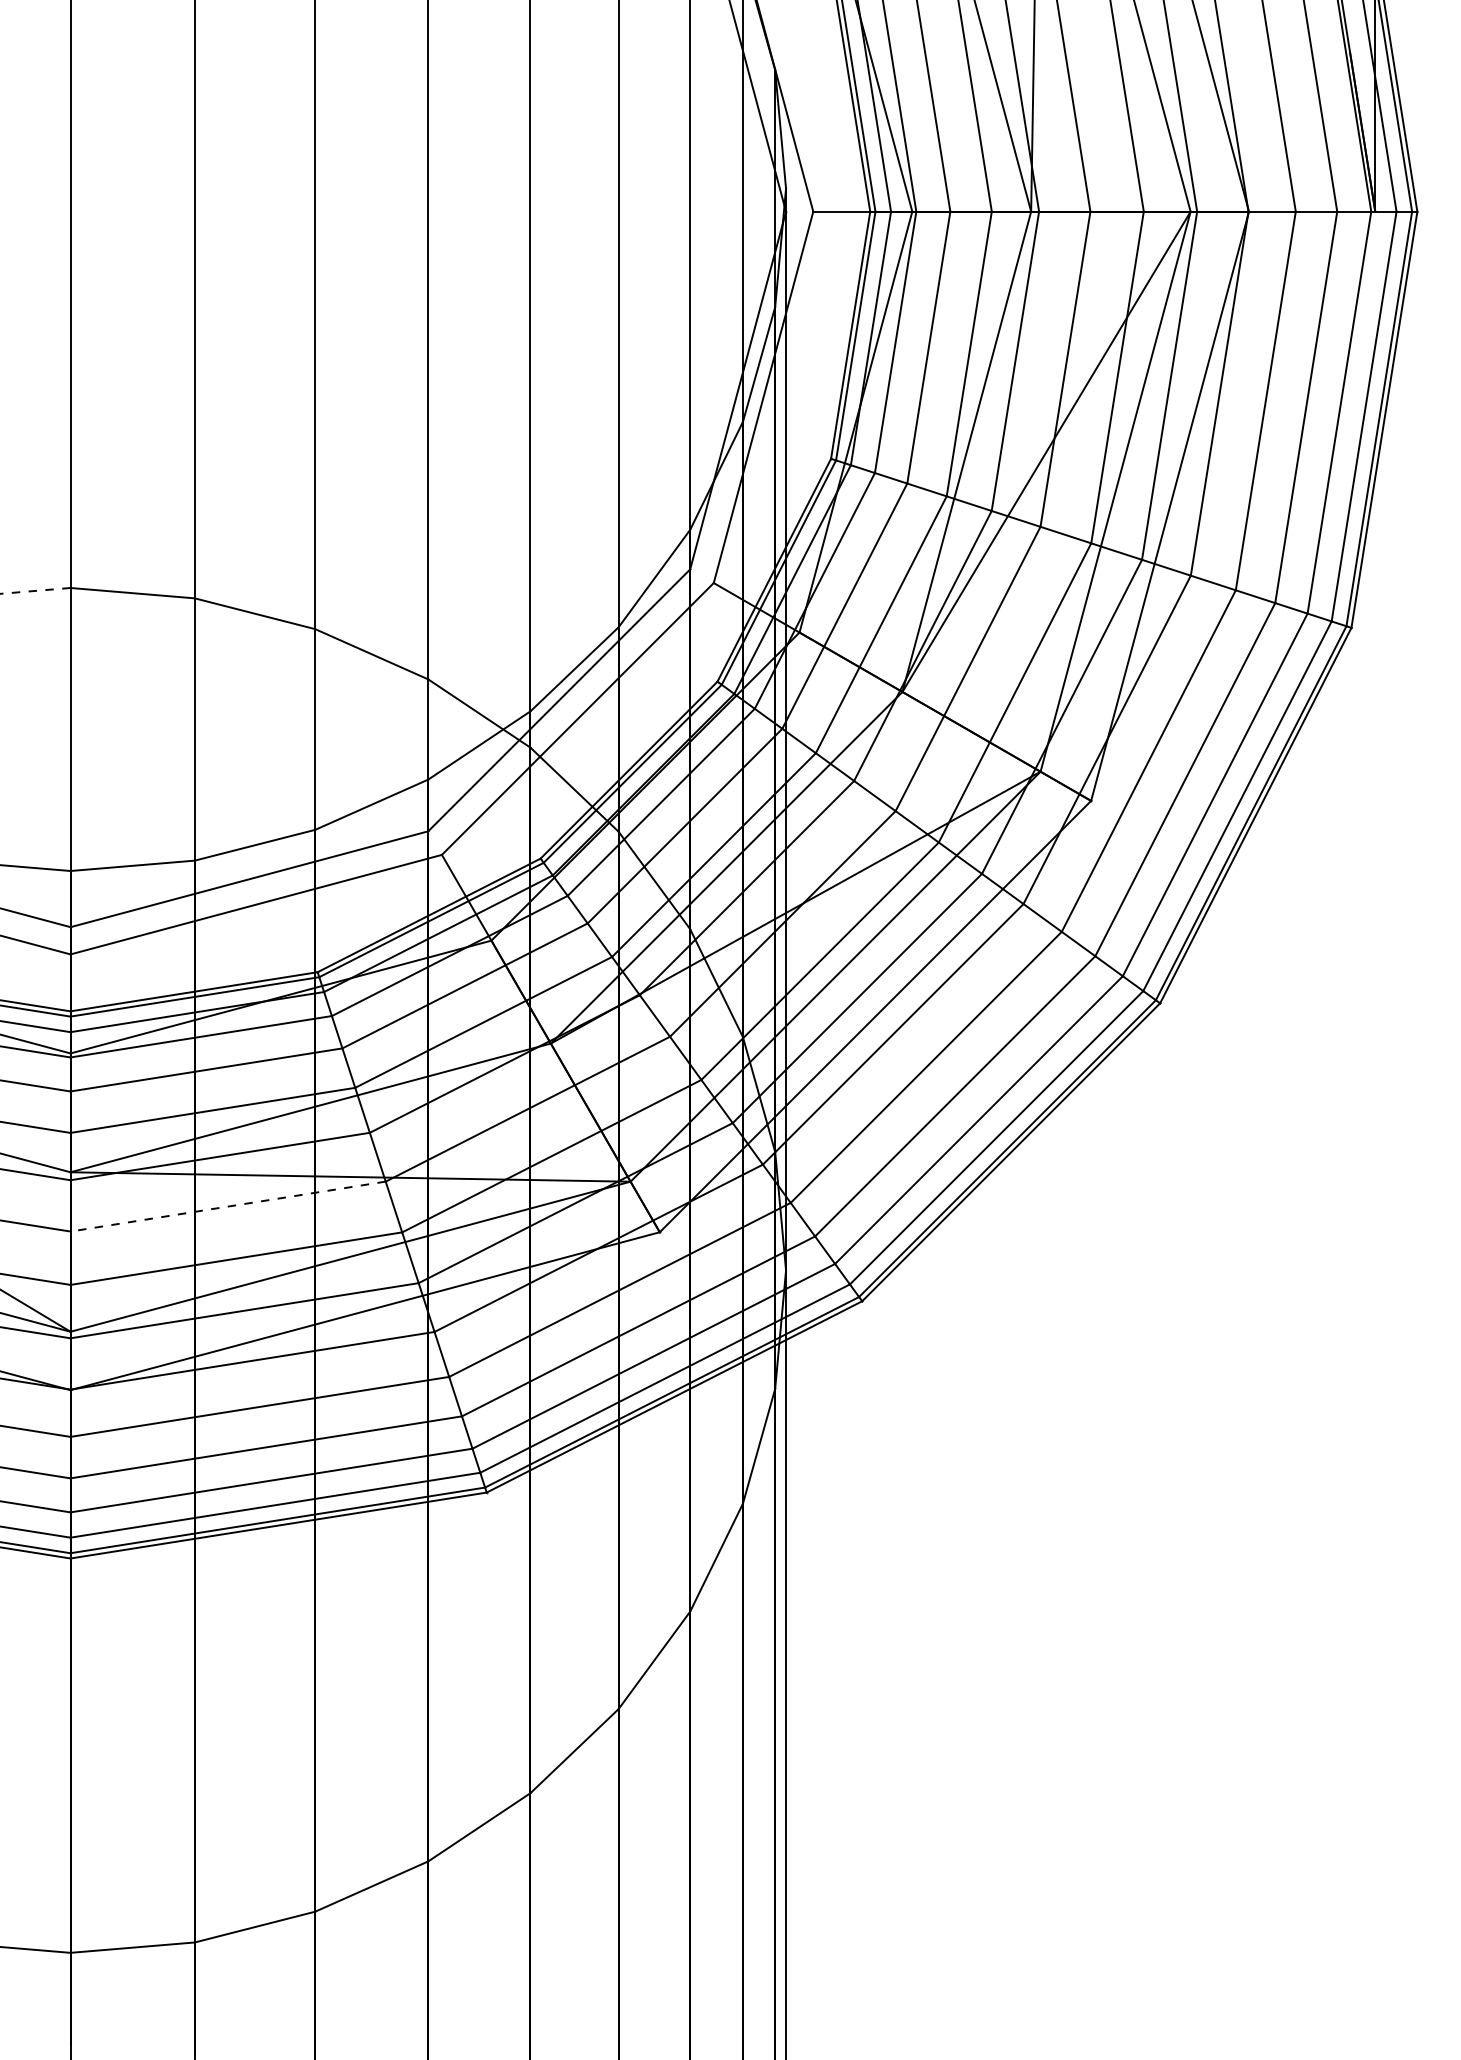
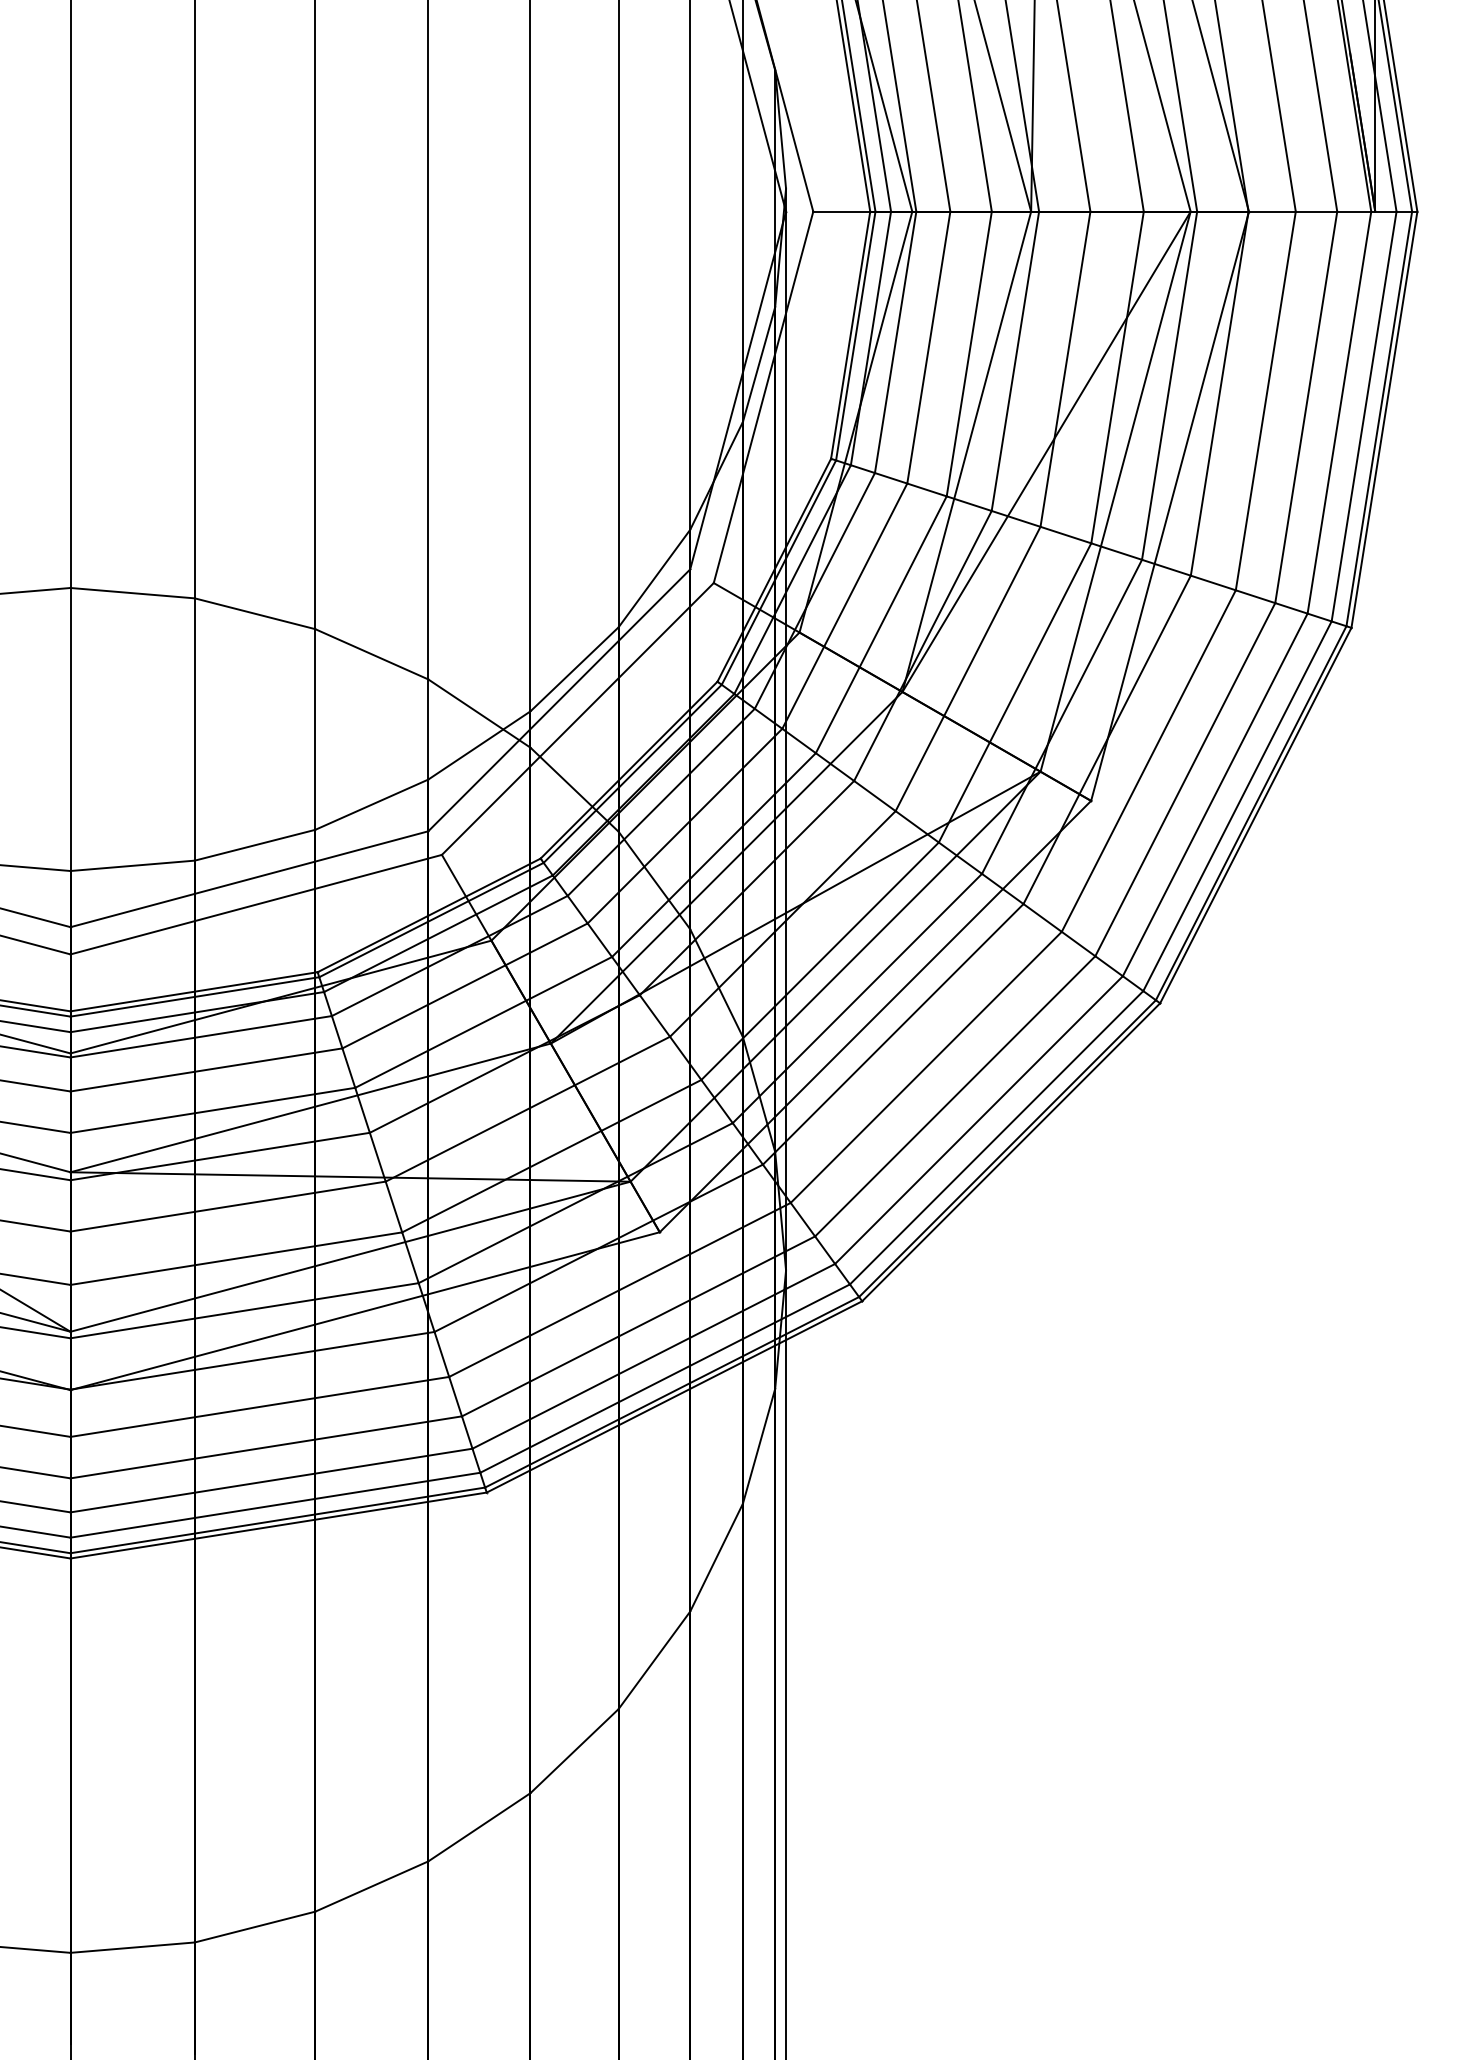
line: dashed -> solid (35, 590)
line: dashed -> solid (228, 1206)
